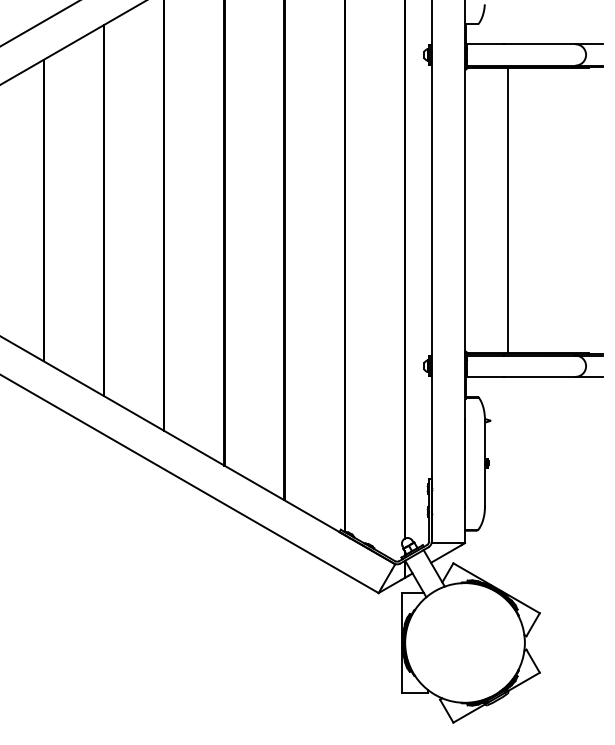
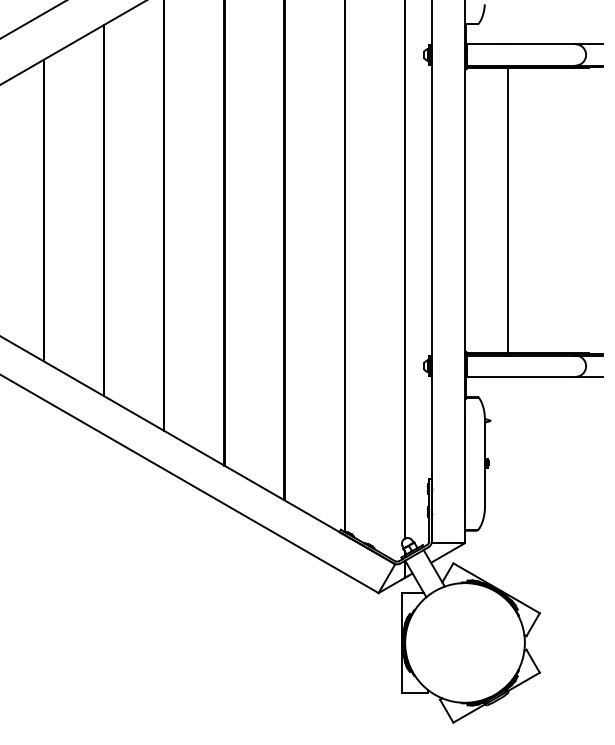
line position: (39, 23) -> (32, 19) (32, 19)
